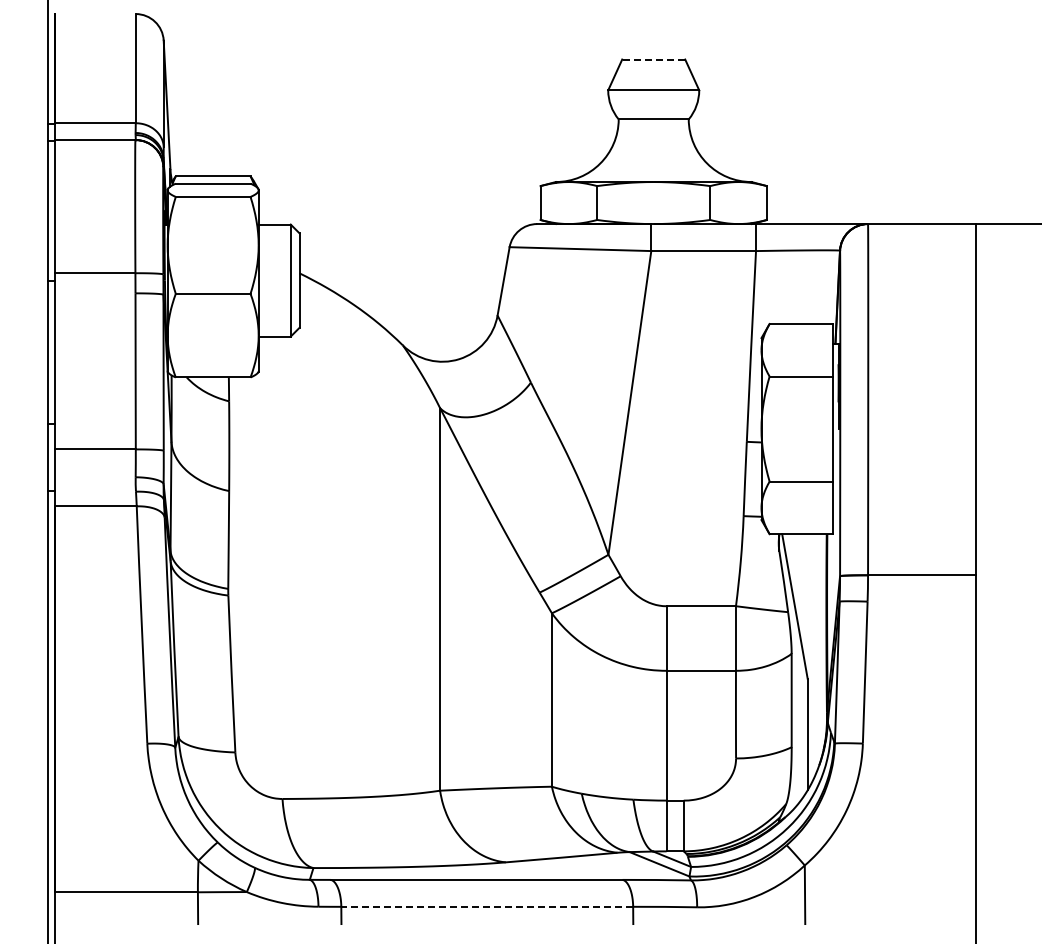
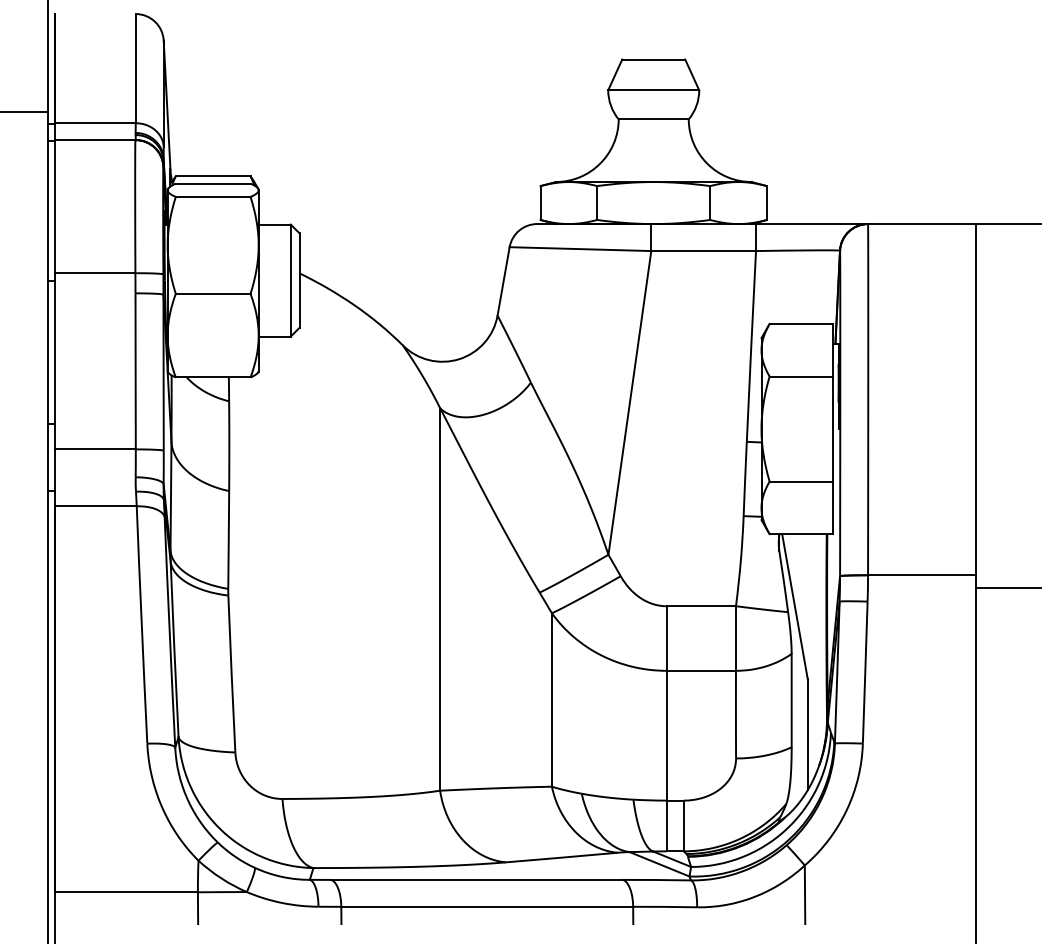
line: dashed -> solid (653, 59)
line: none -> present (24, 111)
line: none -> present (1006, 588)
line: dashed -> solid (487, 906)
